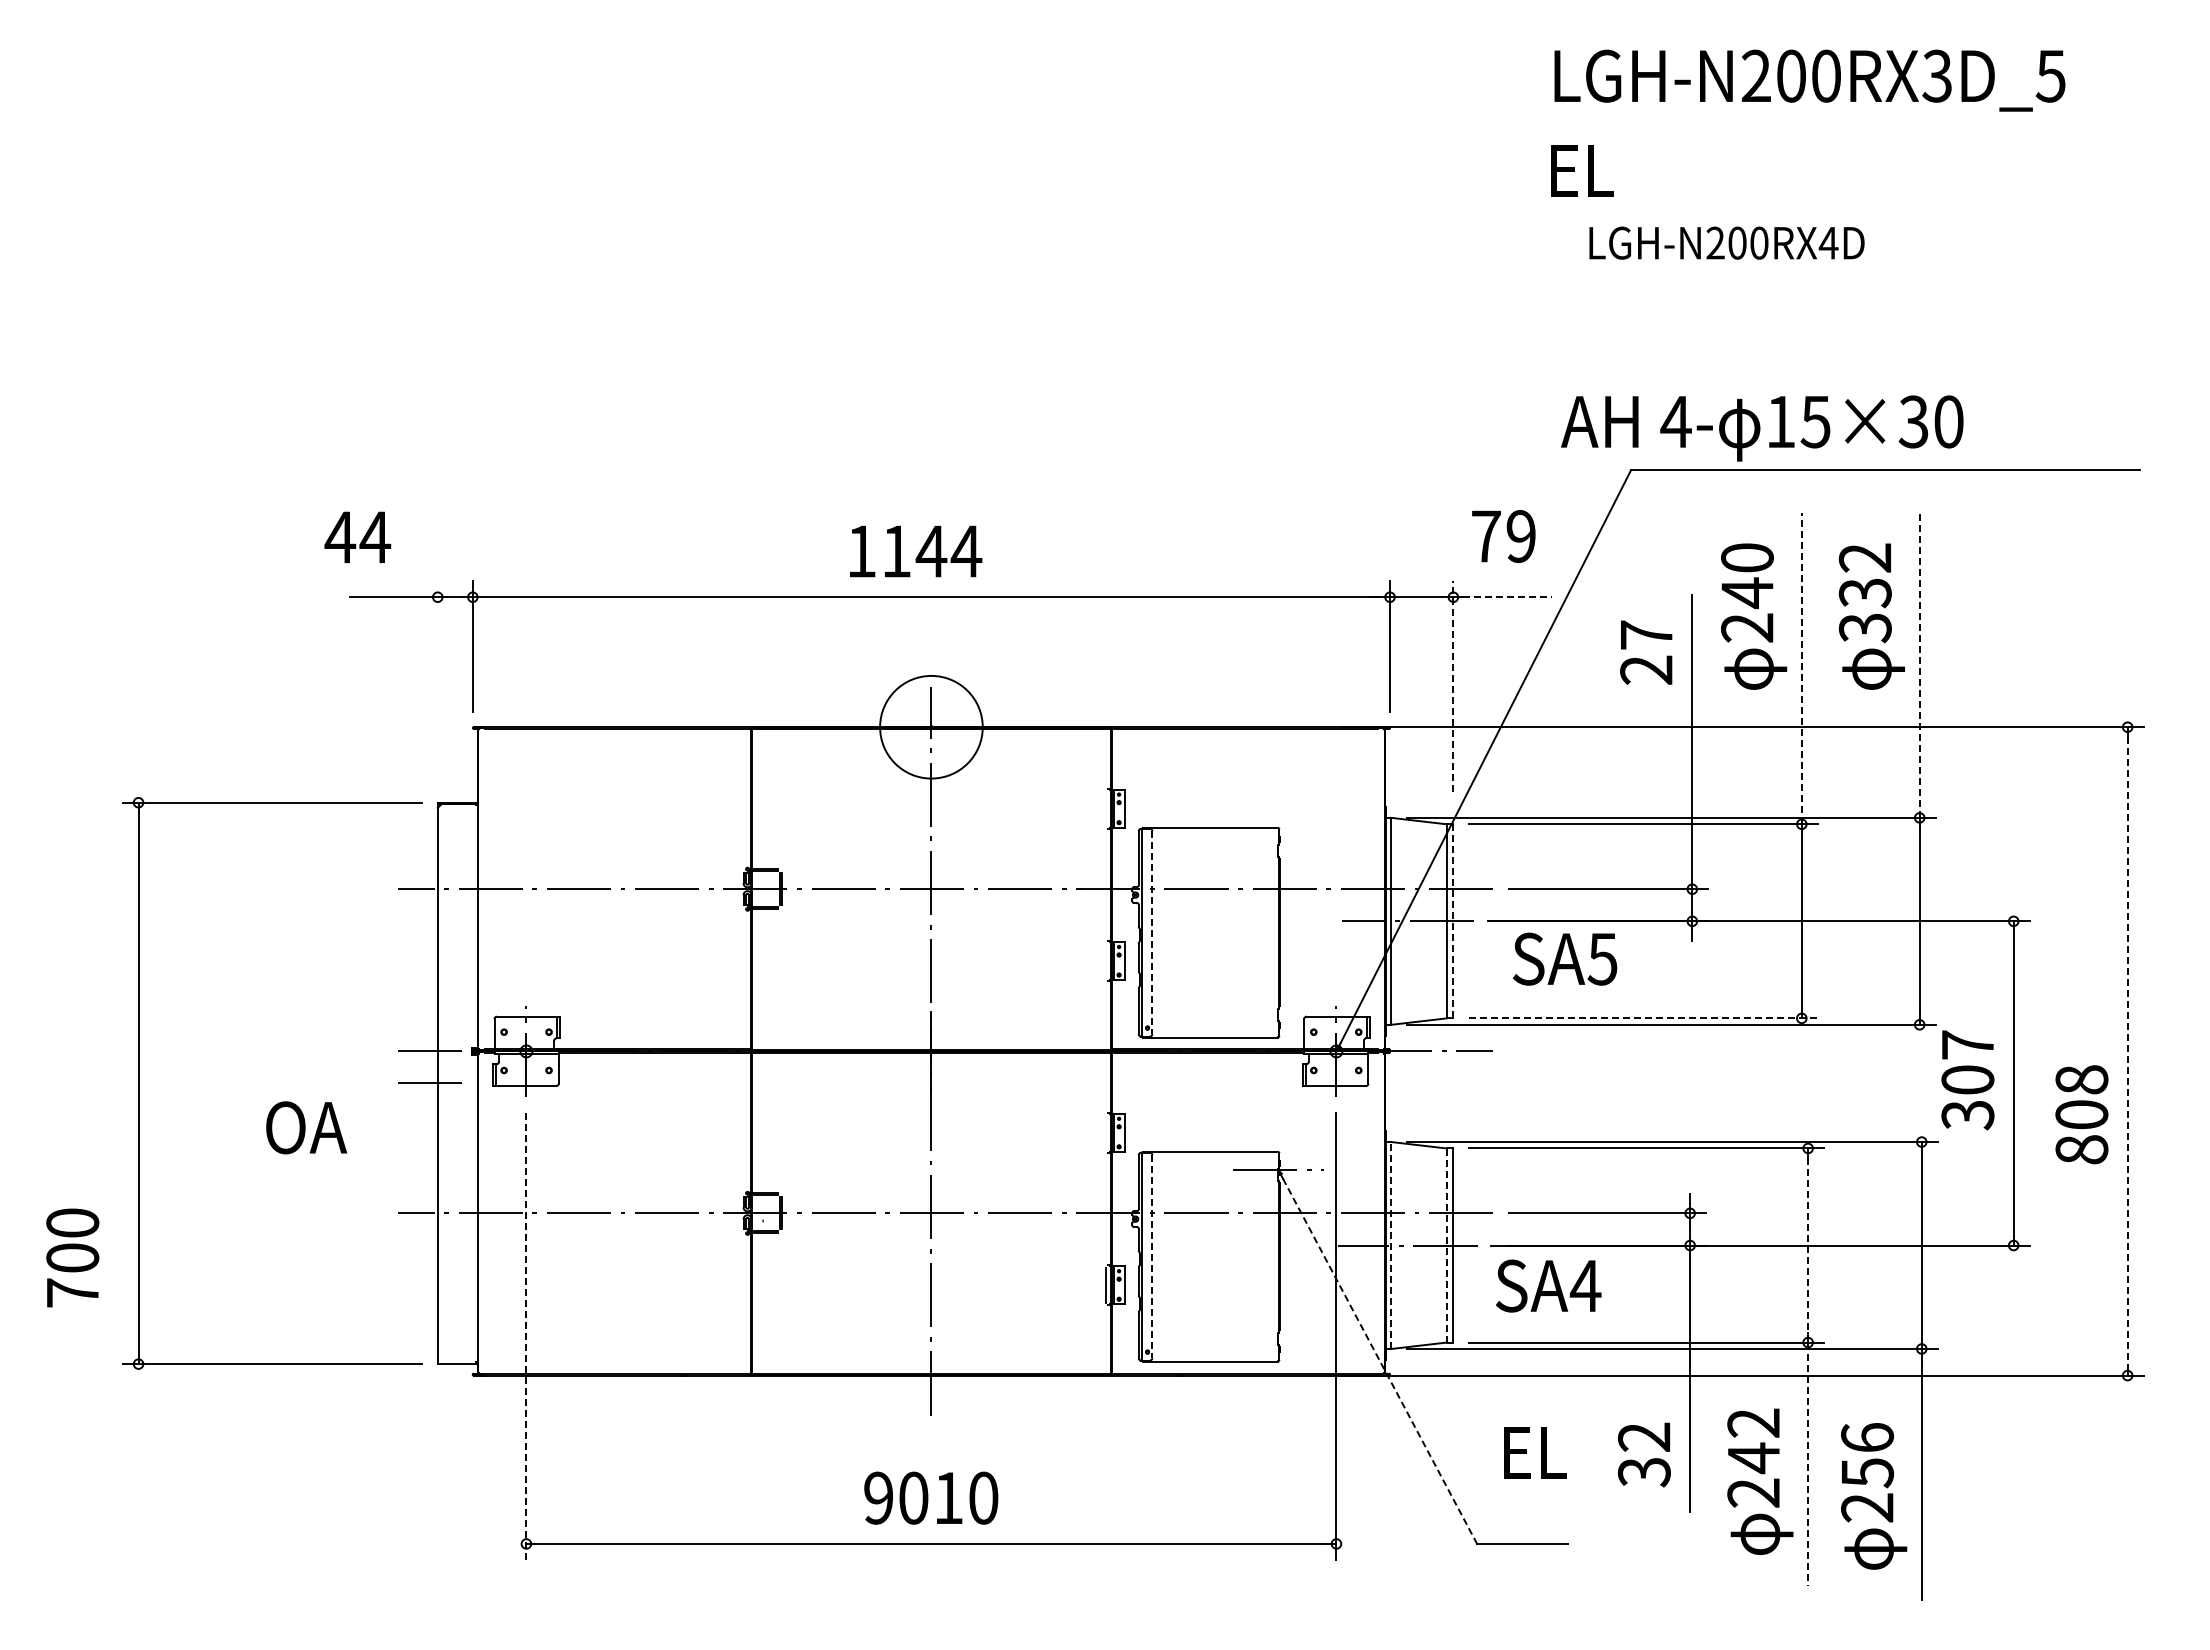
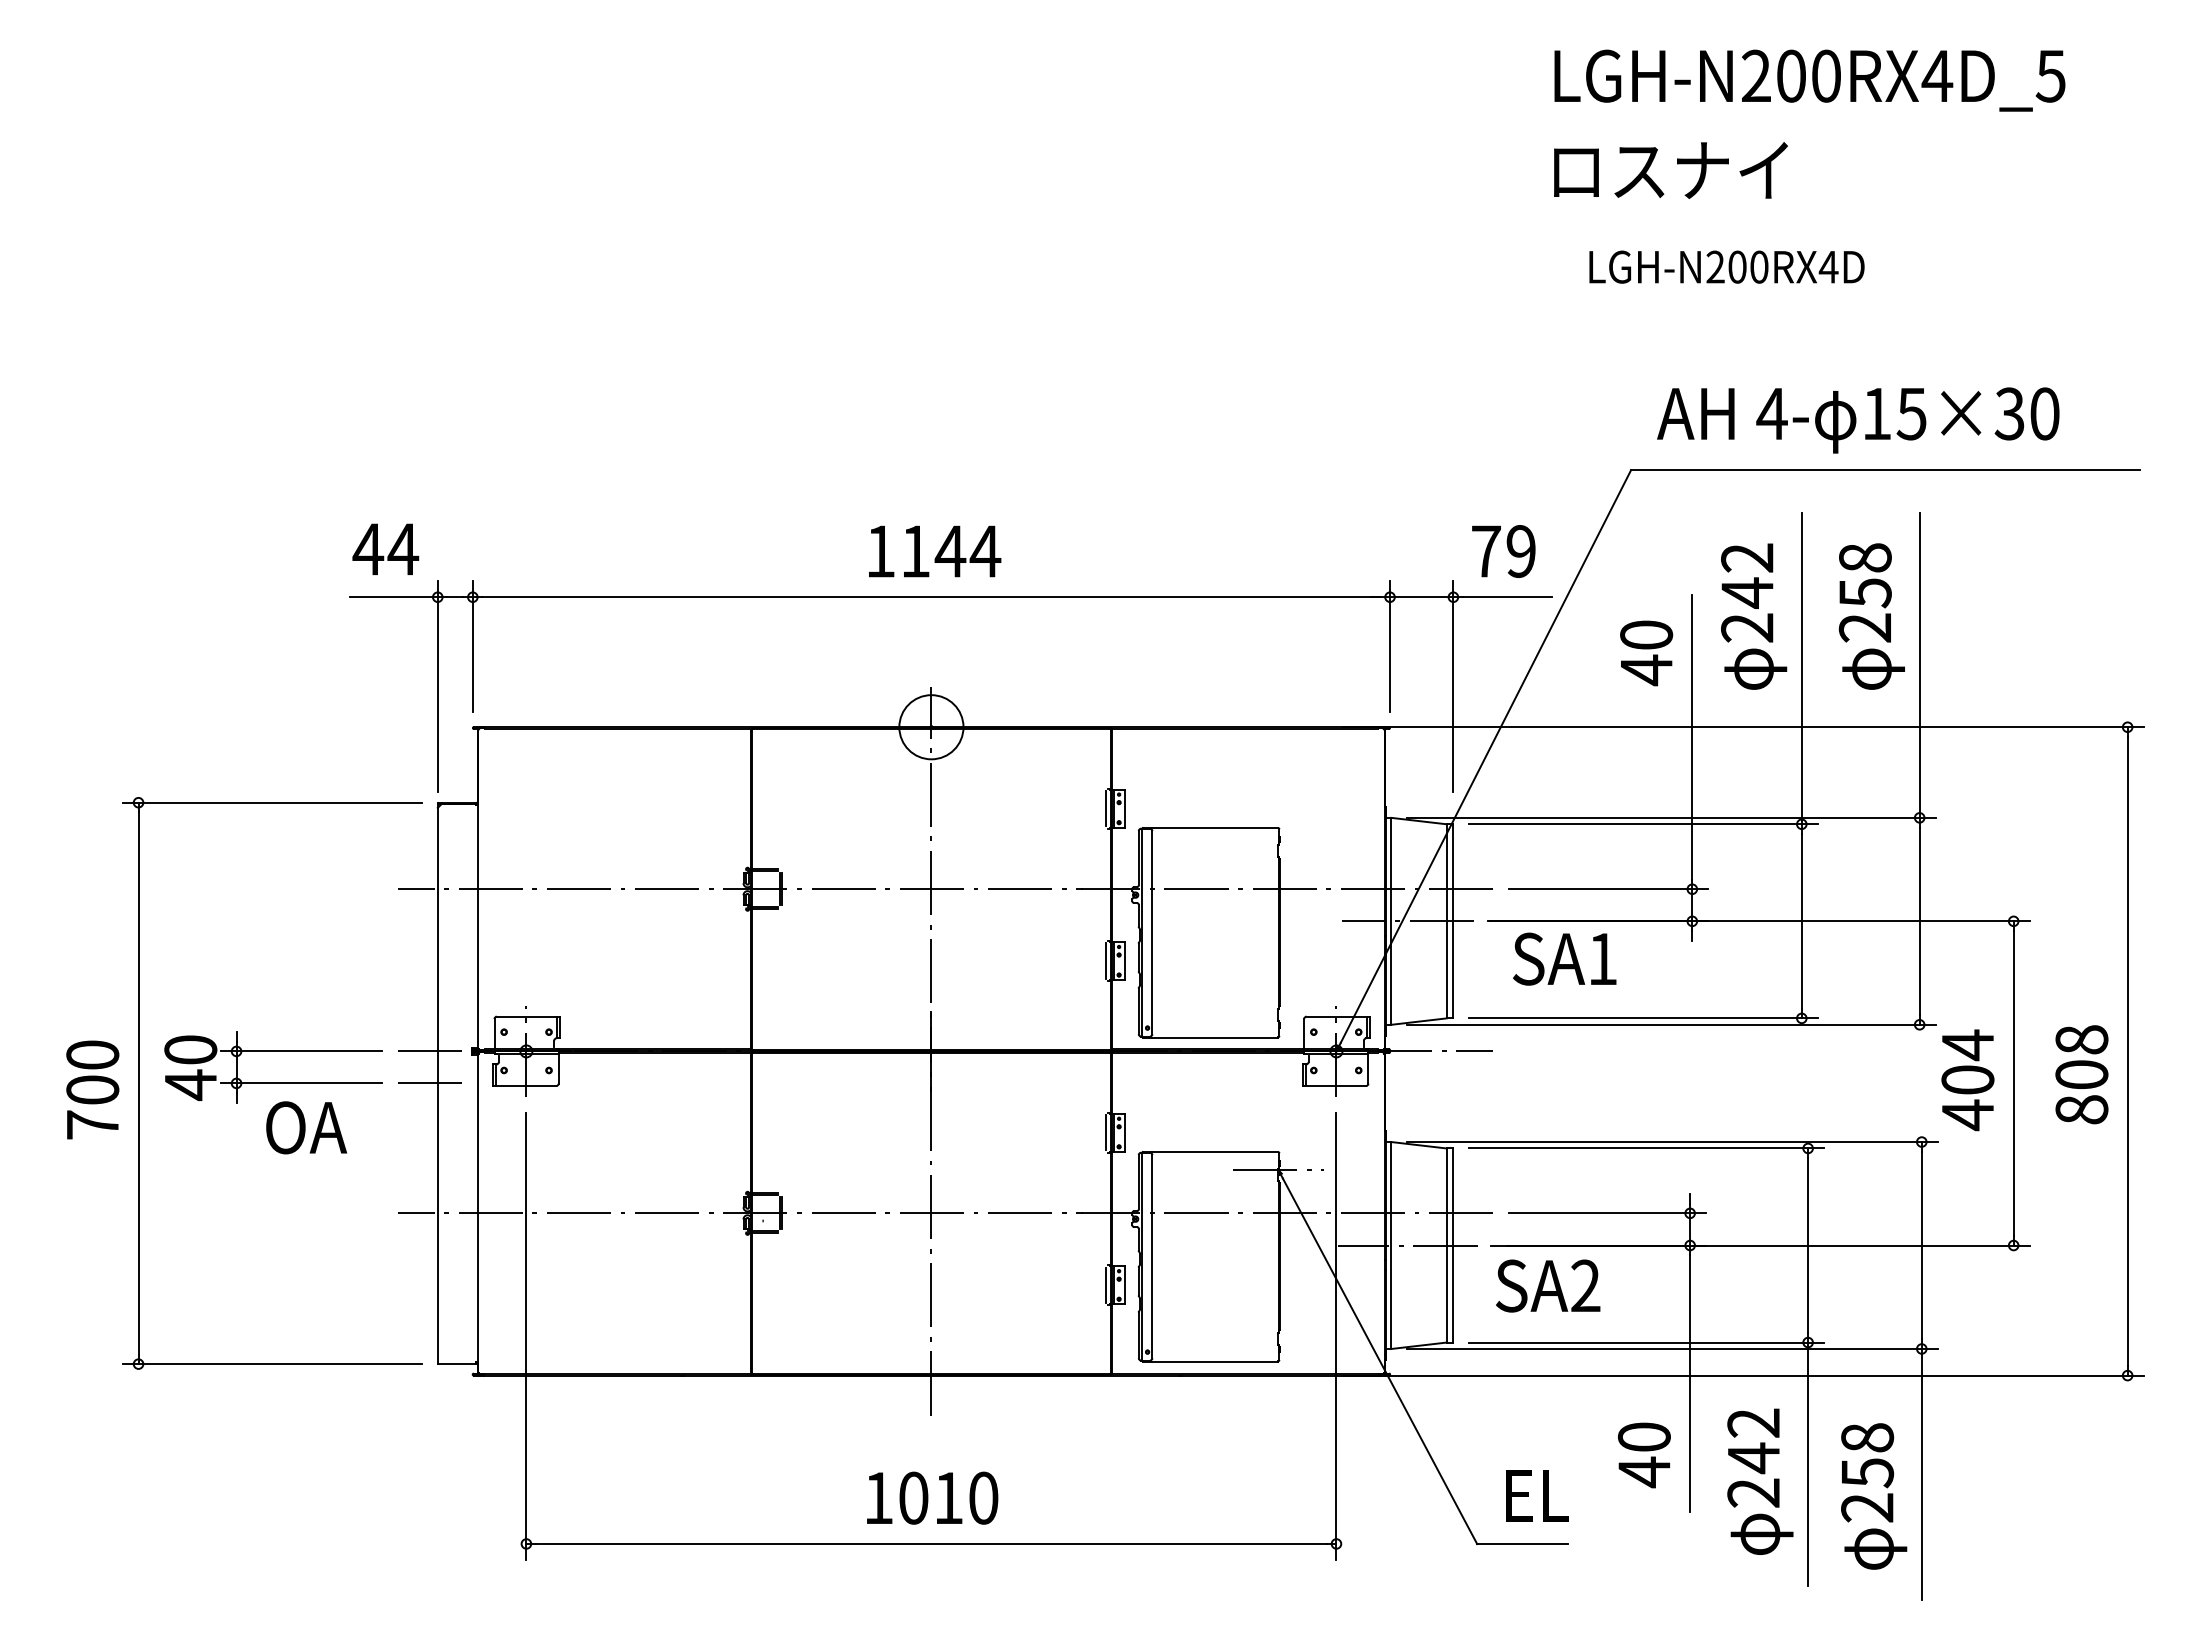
text: LGH-N200RX3D_5 -> LGH-N200RX4D_5 (1937, 75)
text: EL -> ロスナイ (1669, 170)
text position: (1726, 242) -> (1726, 266) (1726, 266)
text position: (1762, 428) -> (1858, 420) (1858, 420)
text position: (357, 536) -> (385, 548) (385, 548)
text position: (1503, 536) -> (1503, 551) (1503, 551)
text position: (916, 551) -> (935, 551) (935, 551)
text: 240 -> 242 (1747, 557)
text: 332 -> 258 (1864, 593)
line: dashed -> solid (1507, 597)
text: 27 -> 40 (1646, 653)
line: dashed -> solid (1919, 664)
line: dashed -> solid (1801, 668)
line: none -> present (437, 686)
line: dashed -> solid (1453, 686)
circle diameter: 103 px -> 64 px (931, 727)
line: none -> present (1105, 808)
line: dashed -> solid (1453, 920)
line: dashed -> solid (1152, 932)
text: SA5 -> SA1 (1602, 959)
line: none -> present (1105, 960)
line: dashed -> solid (1644, 1018)
line: dashed -> solid (2127, 1051)
text: 307 -> 404 (1967, 1080)
part: none -> present (273, 1082)
text position: (2081, 1114) -> (2081, 1074) (2081, 1074)
line: none -> present (1105, 1132)
line: dashed -> solid (1391, 1245)
line: dashed -> solid (1446, 1245)
line: dashed -> solid (1808, 1246)
line: dashed -> solid (1152, 1256)
text position: (72, 1257) -> (92, 1089) (92, 1089)
text: SA4 -> SA2 (1585, 1285)
line: dashed -> solid (526, 1336)
line: dashed -> solid (1380, 1361)
text: 256 -> 258 (1867, 1437)
text position: (1535, 1452) -> (1537, 1495) (1537, 1495)
text: 32 -> 40 (1643, 1455)
line: dashed -> solid (1808, 1464)
text: 9010 -> 1010 (878, 1497)
